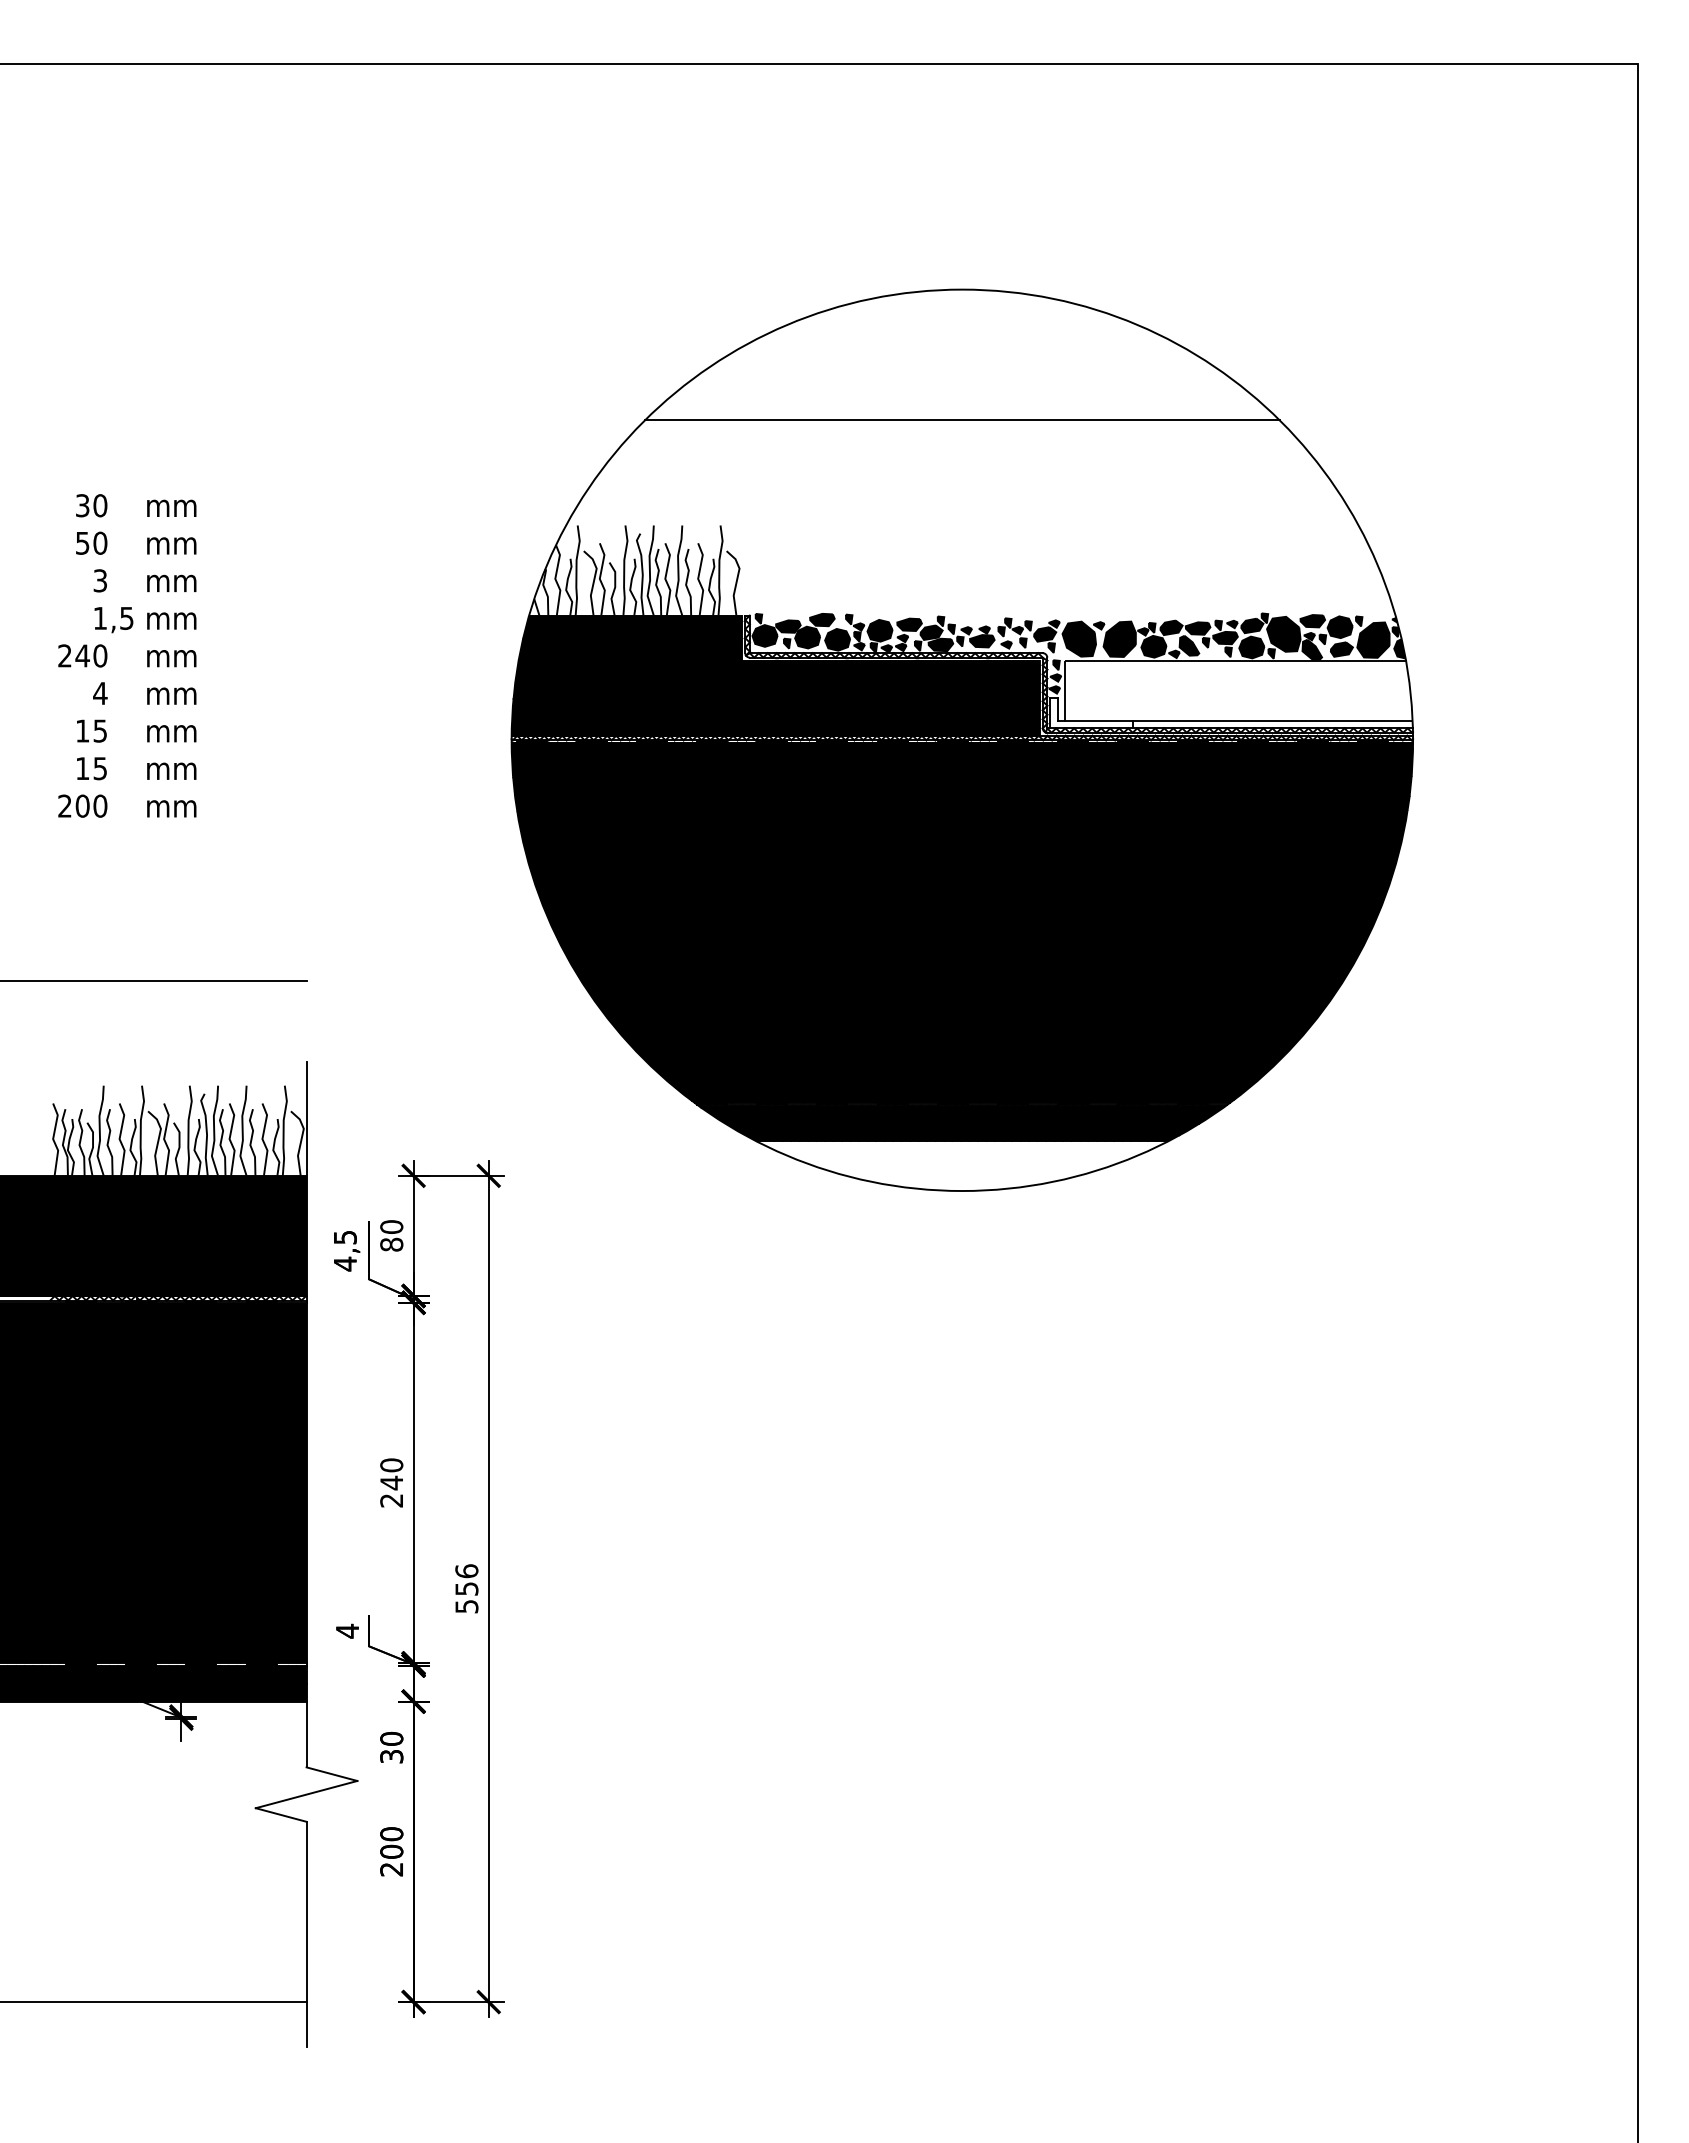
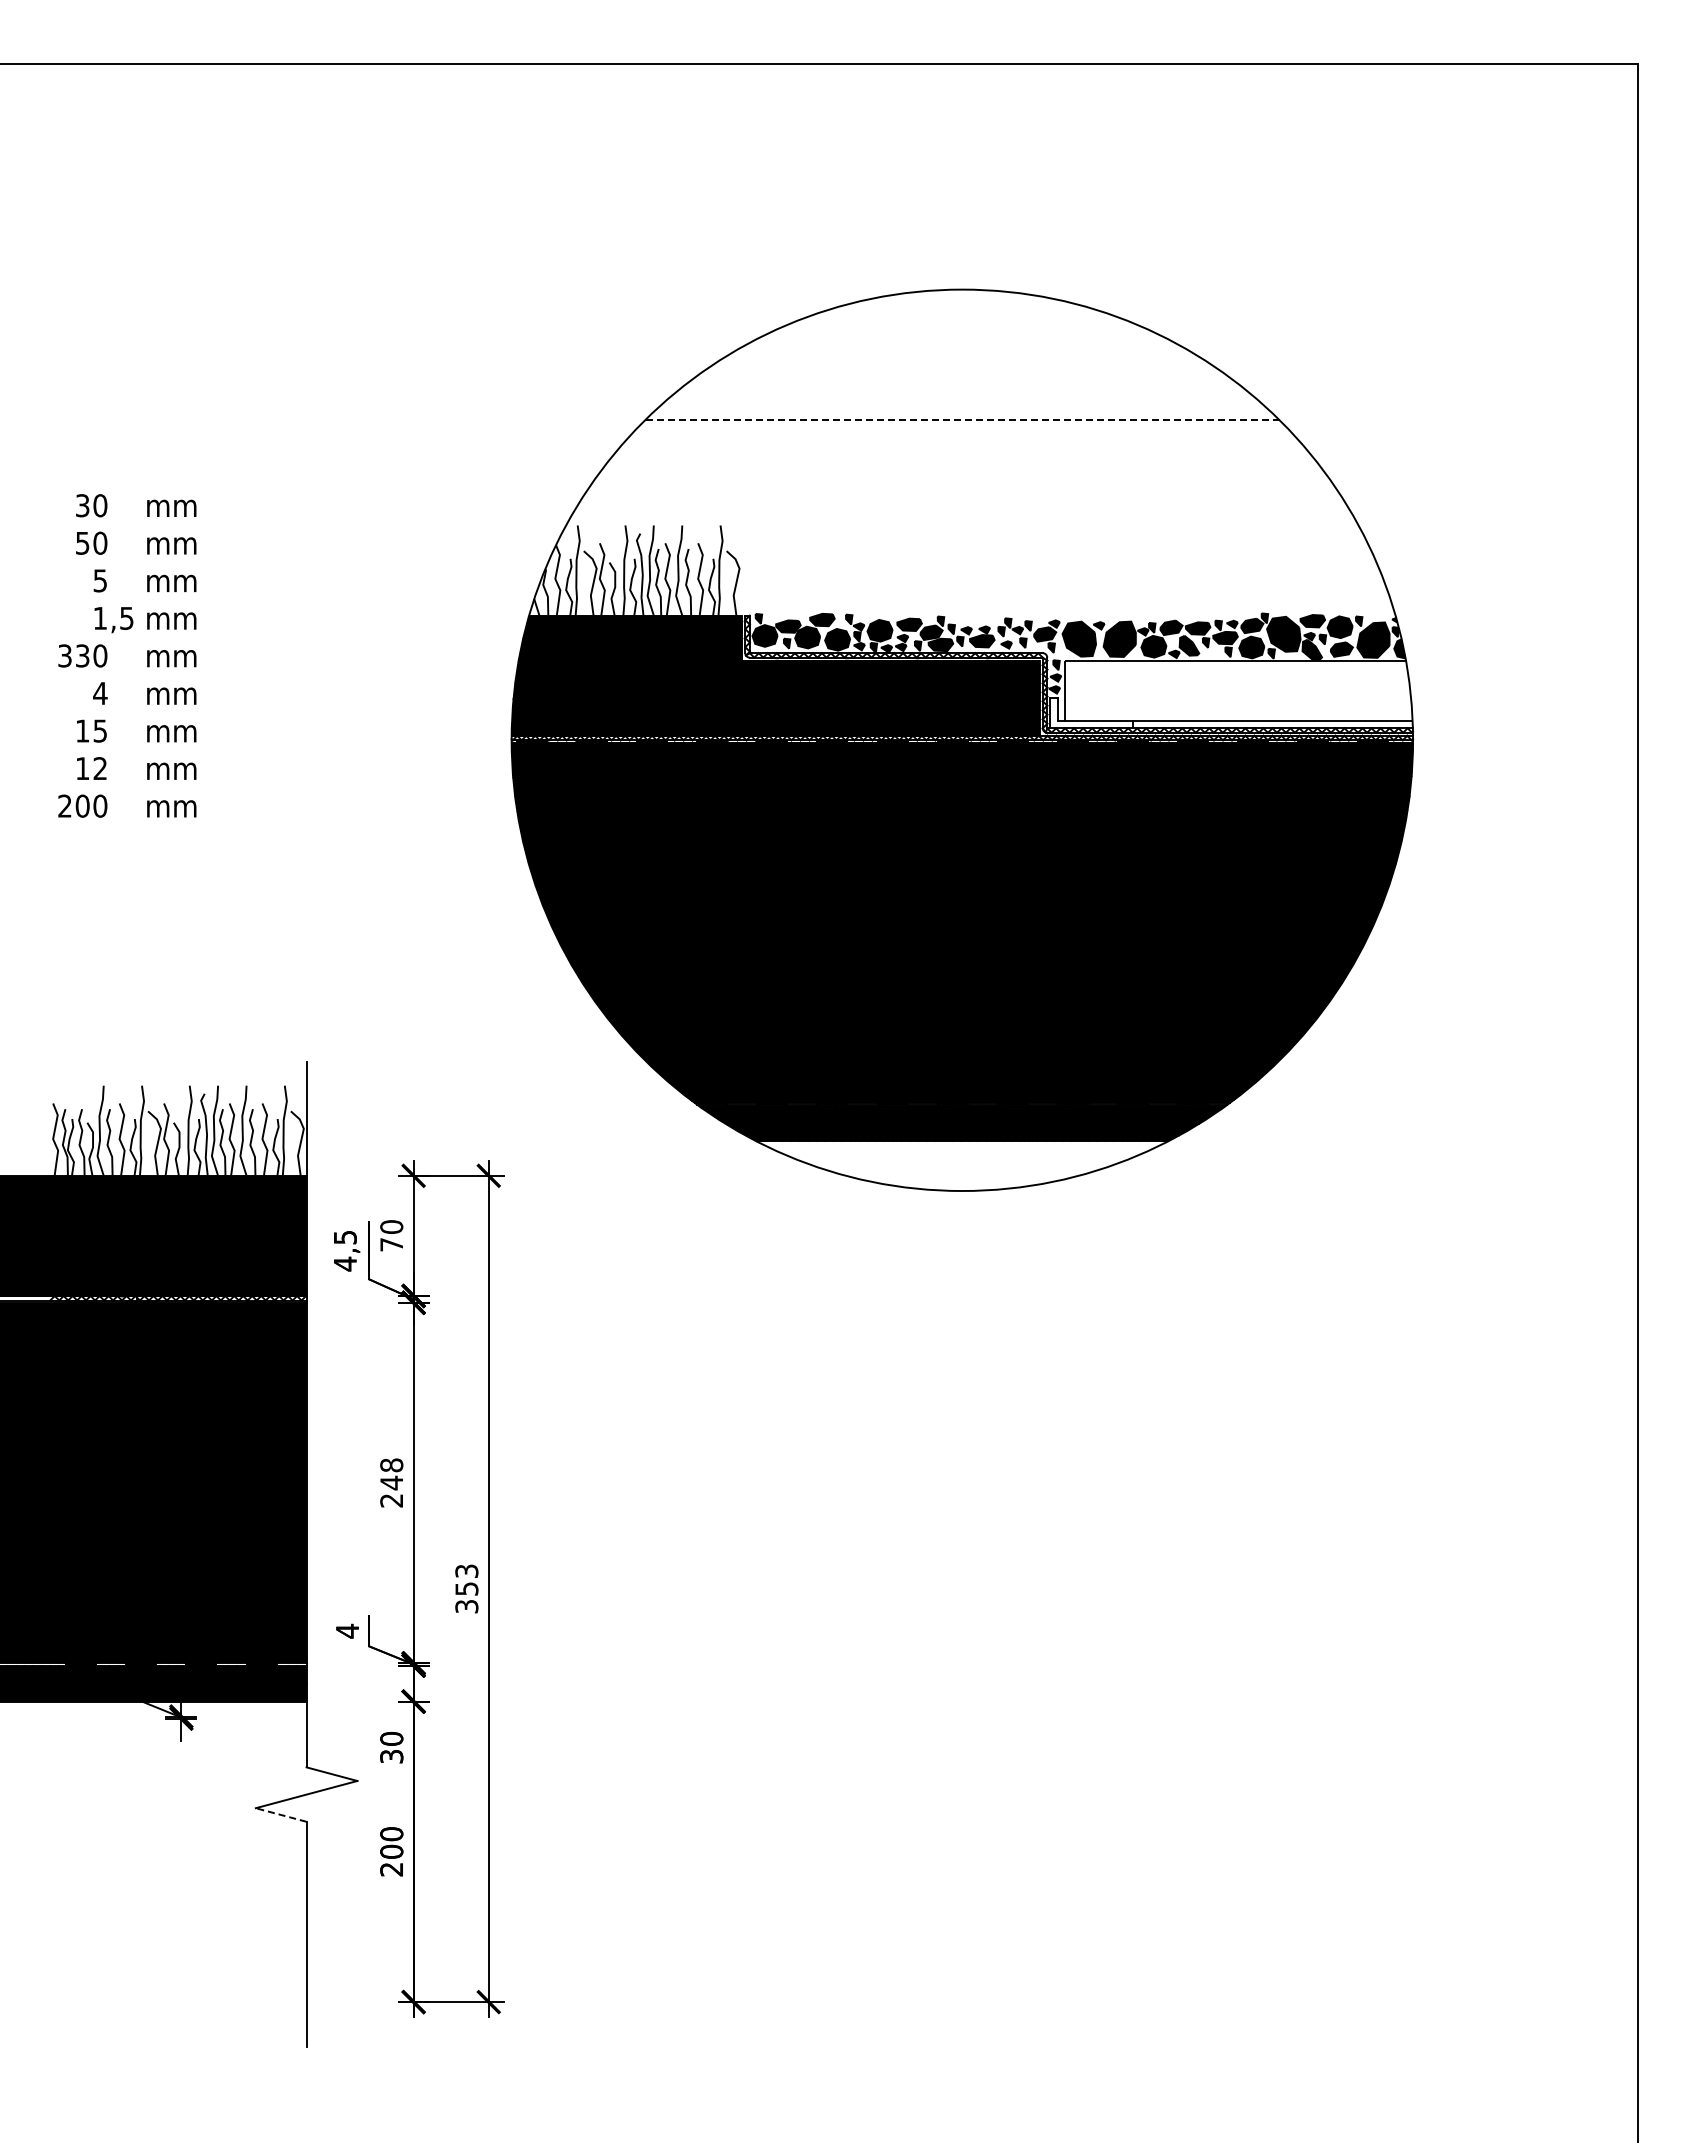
line: solid -> dashed (961, 420)
text: 3 -> 5 (100, 580)
text: 240 -> 330 (73, 655)
text: 15 -> 12 (99, 768)
line: present -> none (154, 980)
text: 80 -> 70 (391, 1244)
text: 240 -> 248 (391, 1465)
text: 556 -> 353 (466, 1588)
line: solid -> dashed (280, 1814)
line: present -> none (154, 2002)
